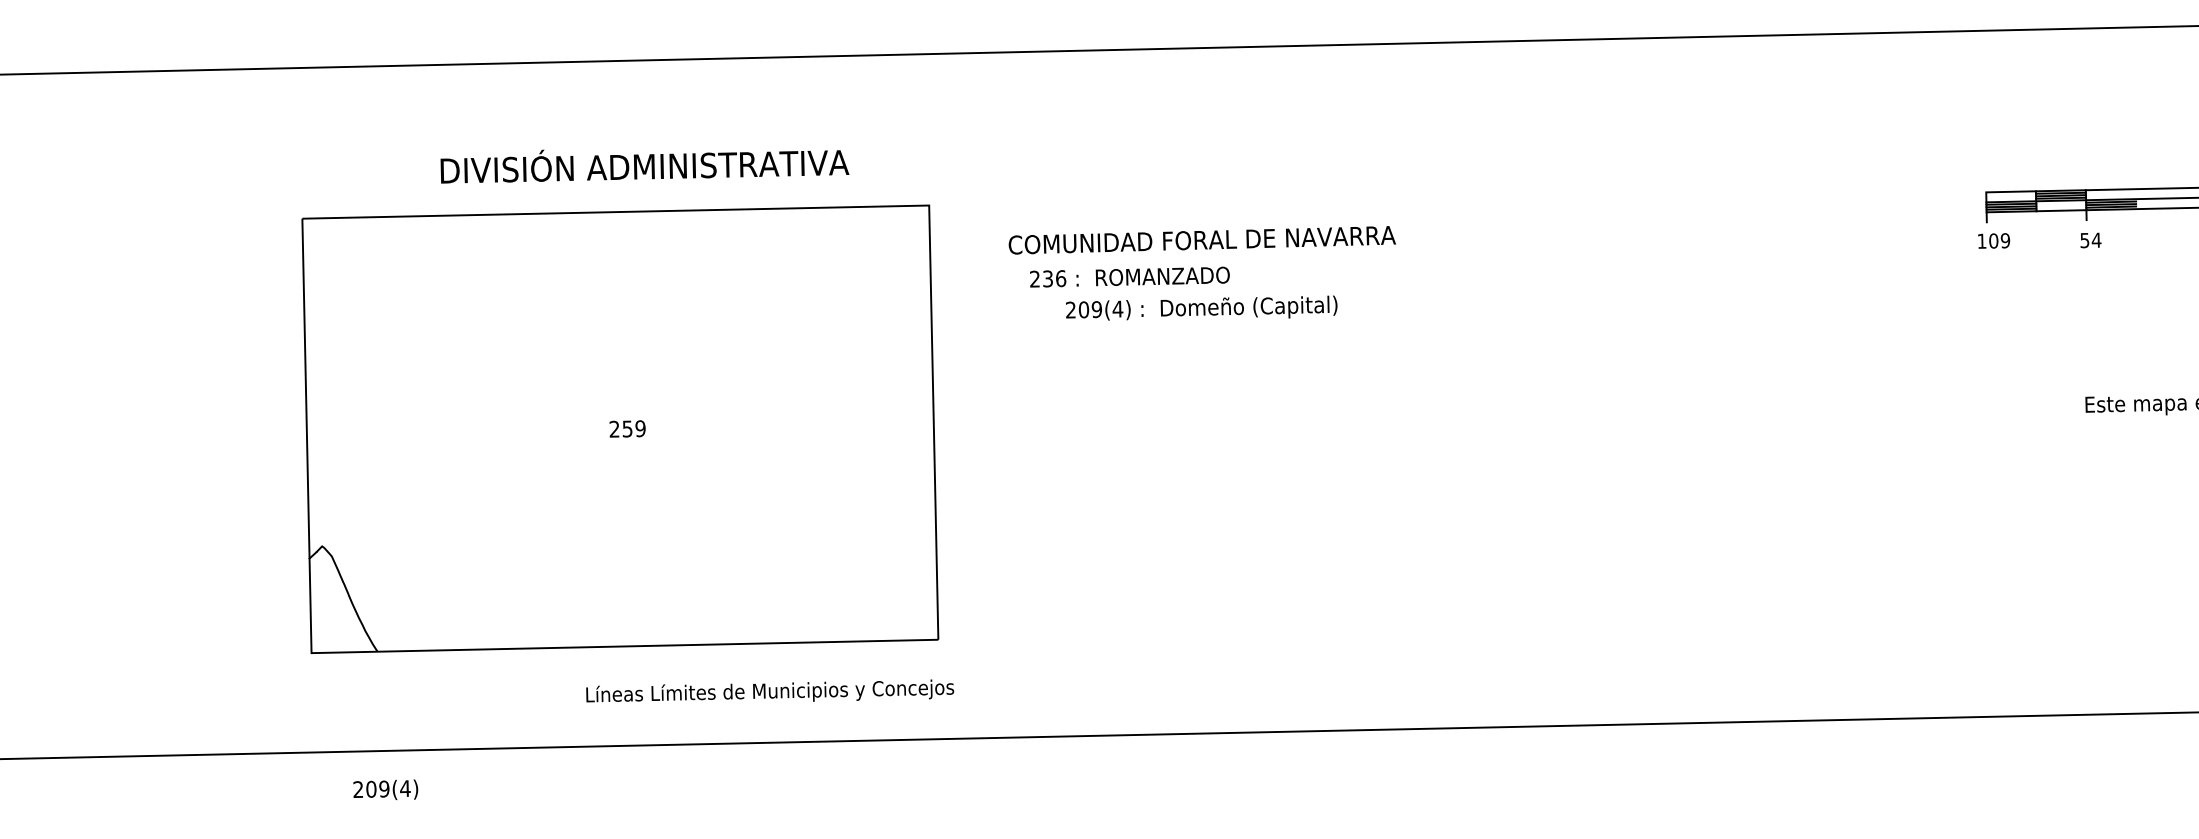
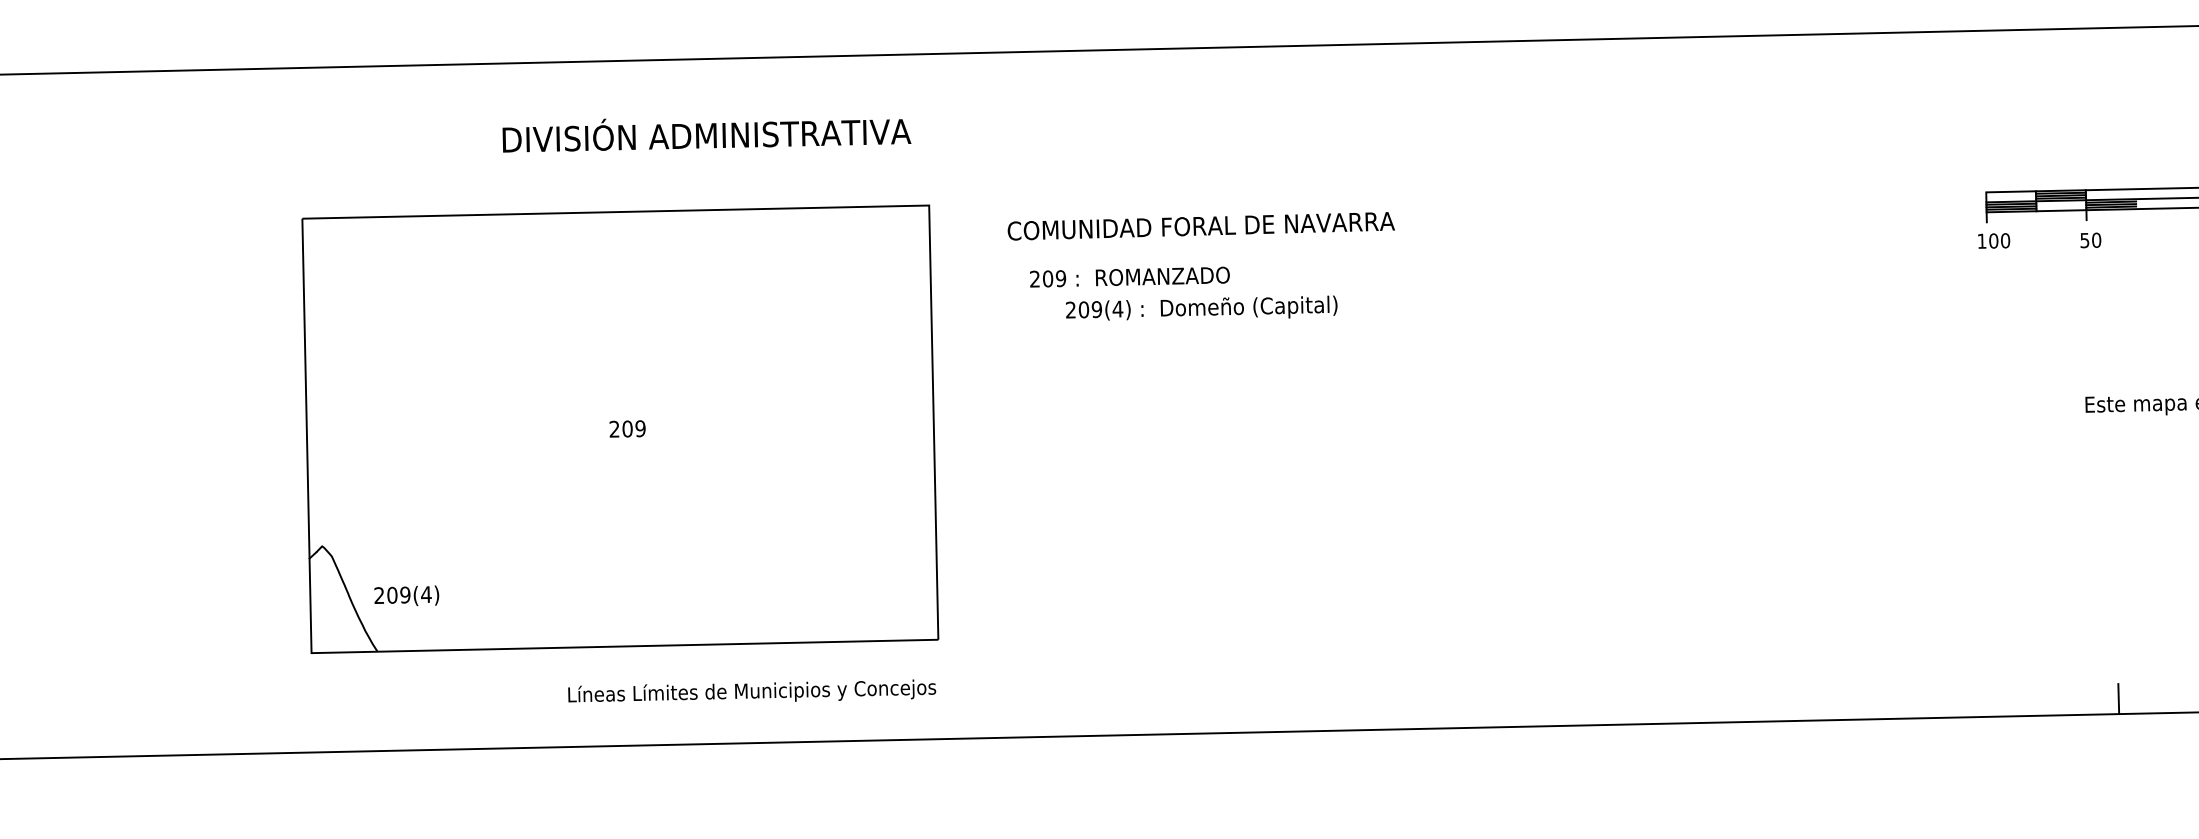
text position: (644, 166) -> (706, 135) (706, 135)
text: 54 -> 50 (2096, 239)
text position: (1201, 240) -> (1200, 226) (1200, 226)
text: 109 -> 100 (2005, 240)
text: 236 -> 209 (1054, 278)
text: 259 -> 209 (627, 428)
text position: (770, 690) -> (752, 690) (752, 690)
line: none -> present (2118, 699)
text position: (385, 789) -> (406, 595) (406, 595)
